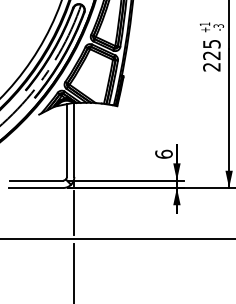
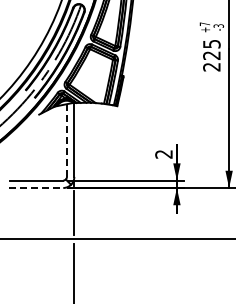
text: +1 -> +7 (204, 23)
line: solid -> dashed (66, 140)
text: 6 -> 2 (163, 153)
line: solid -> dashed (36, 188)
